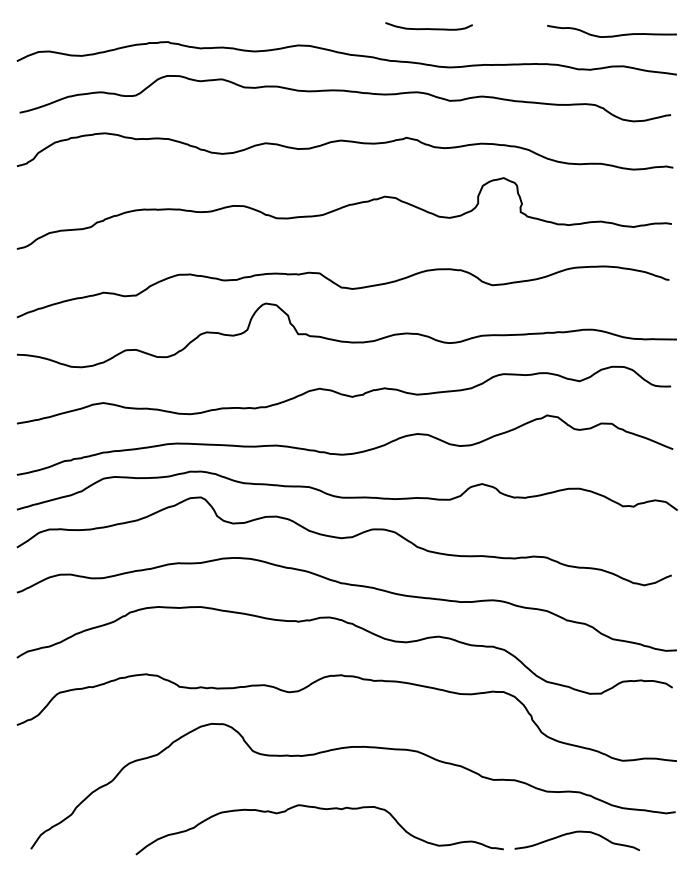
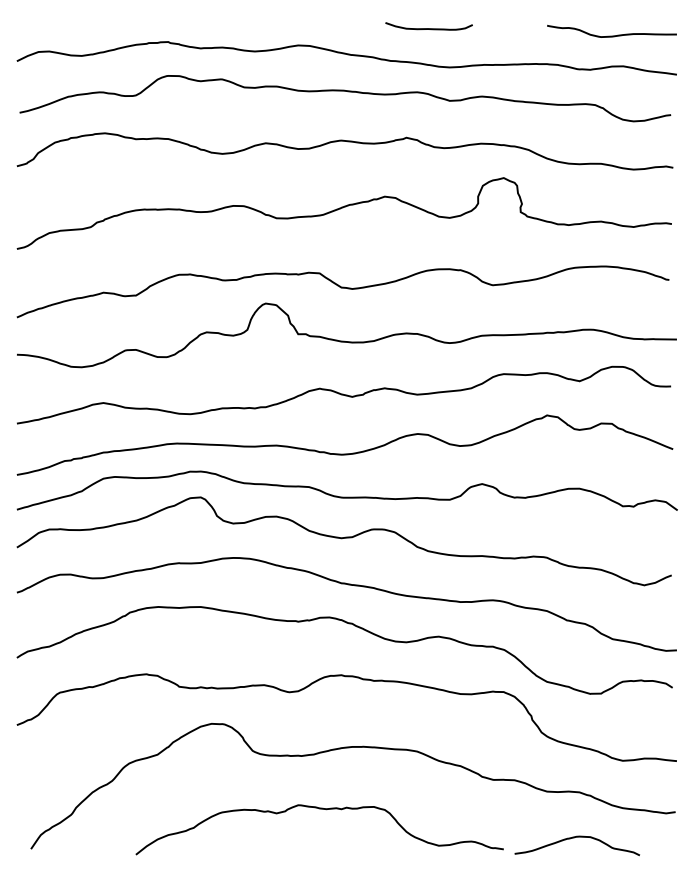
curve position: (574, 833) -> (574, 838) (574, 838)
